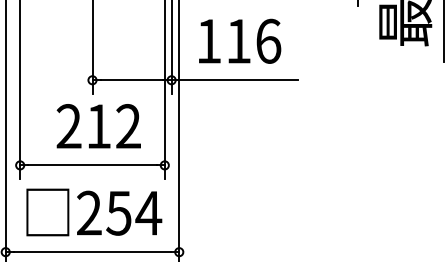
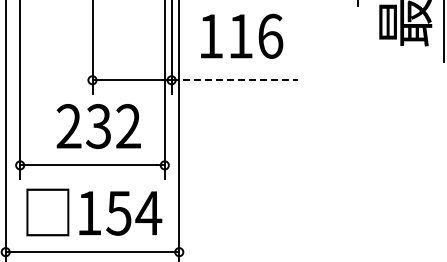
text position: (240, 40) -> (242, 35) (242, 35)
line: solid -> dashed (235, 80)
text: 212 -> 232 (98, 126)
text: 254 -> 154 (89, 212)
